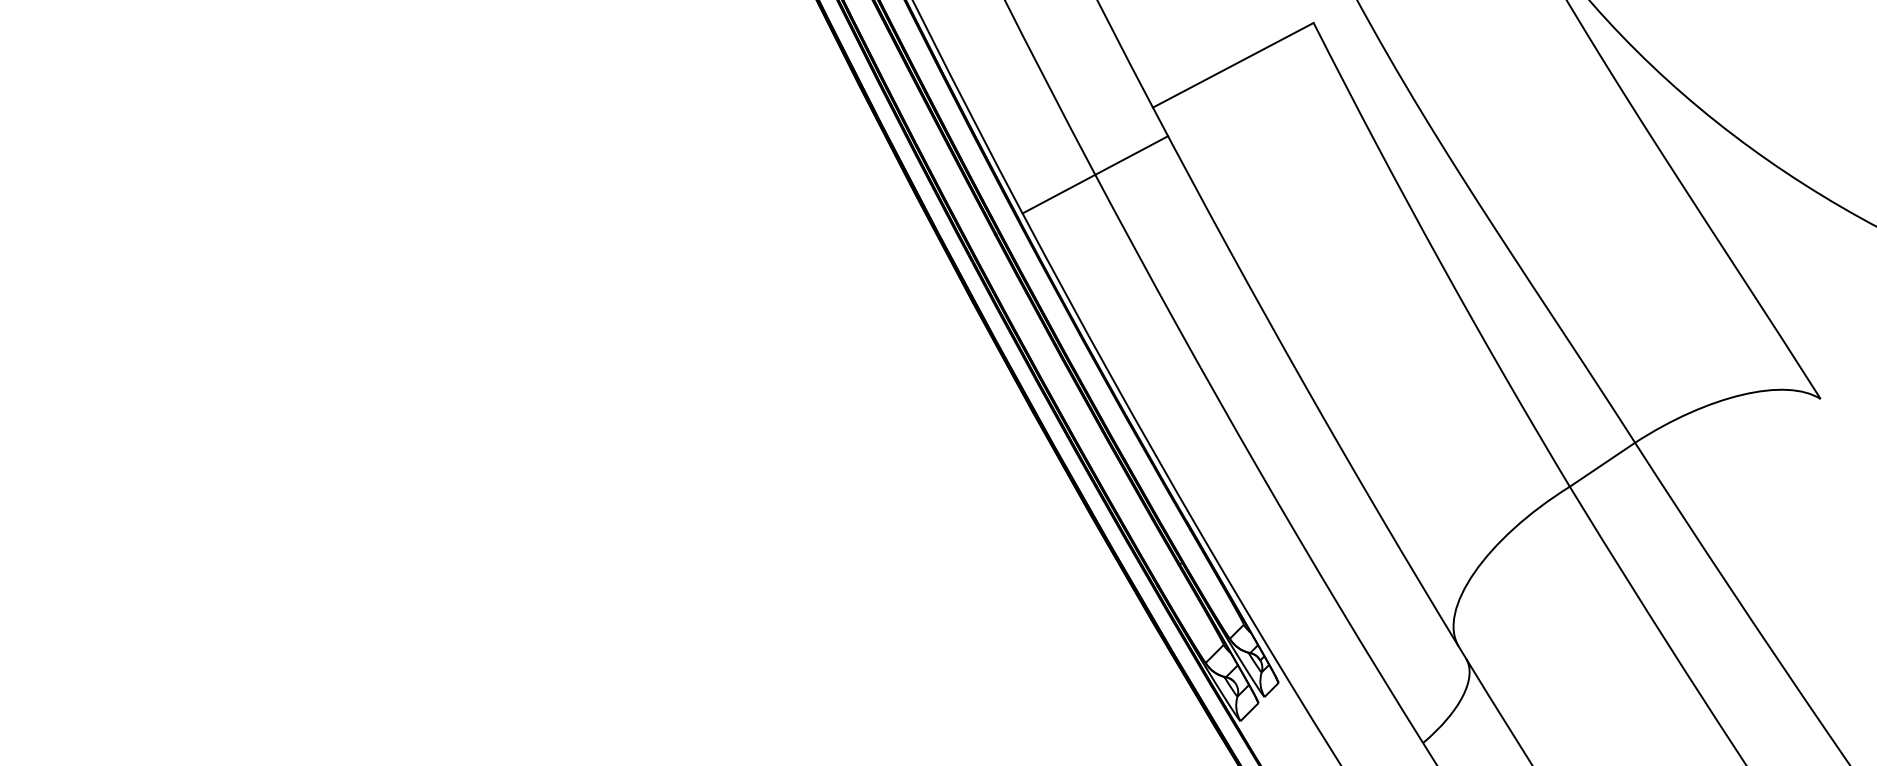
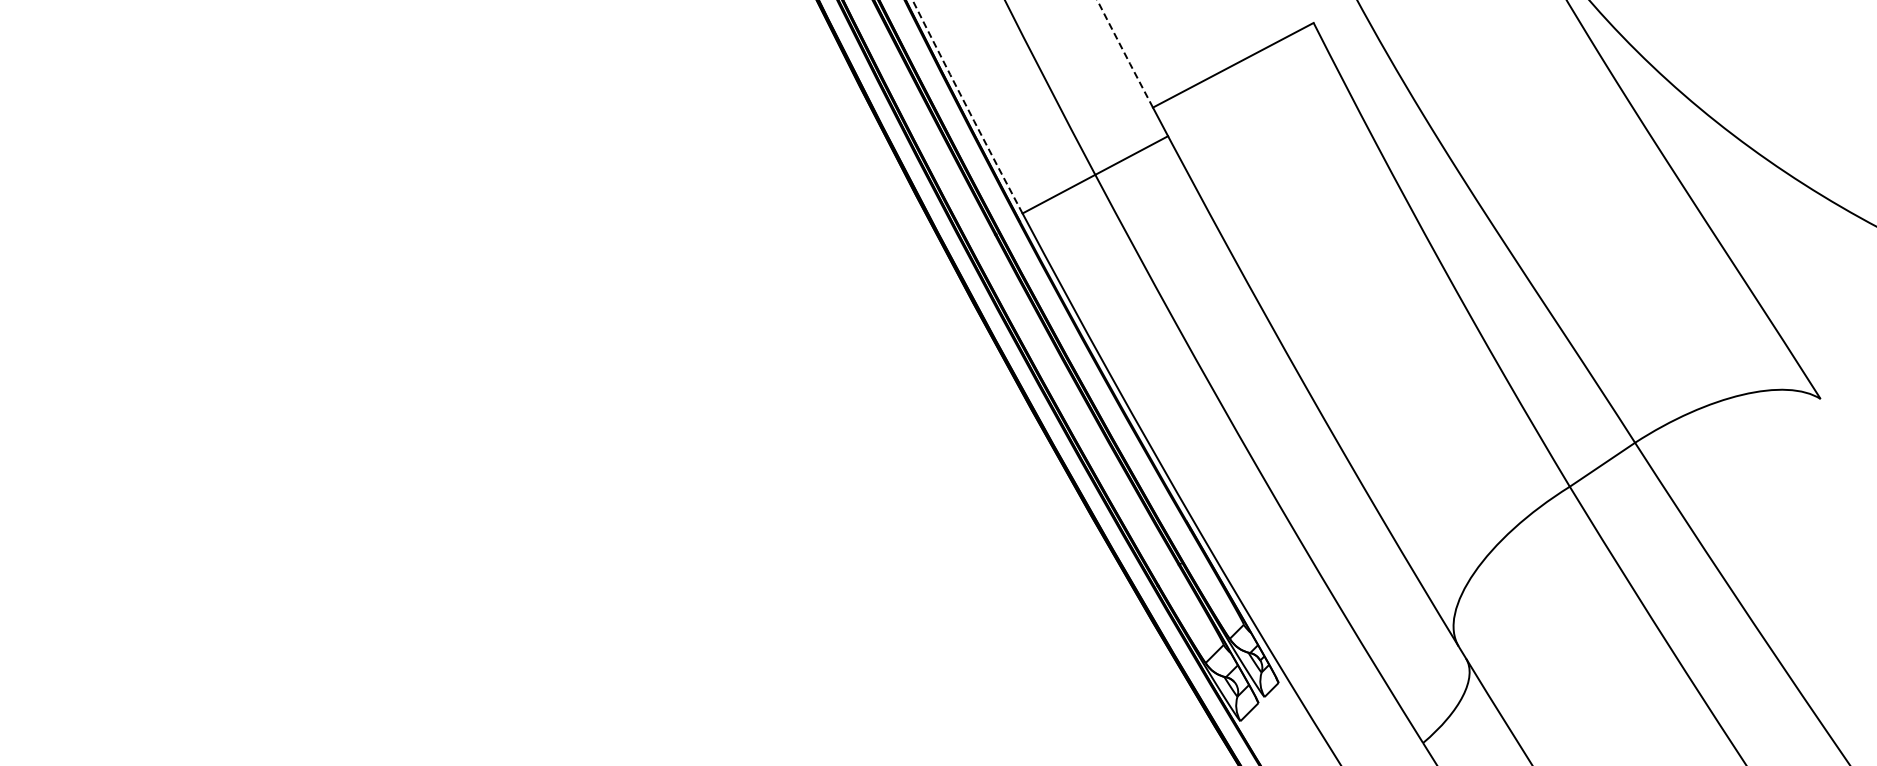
arc: solid -> dashed (1124, 53)
arc: solid -> dashed (966, 106)
